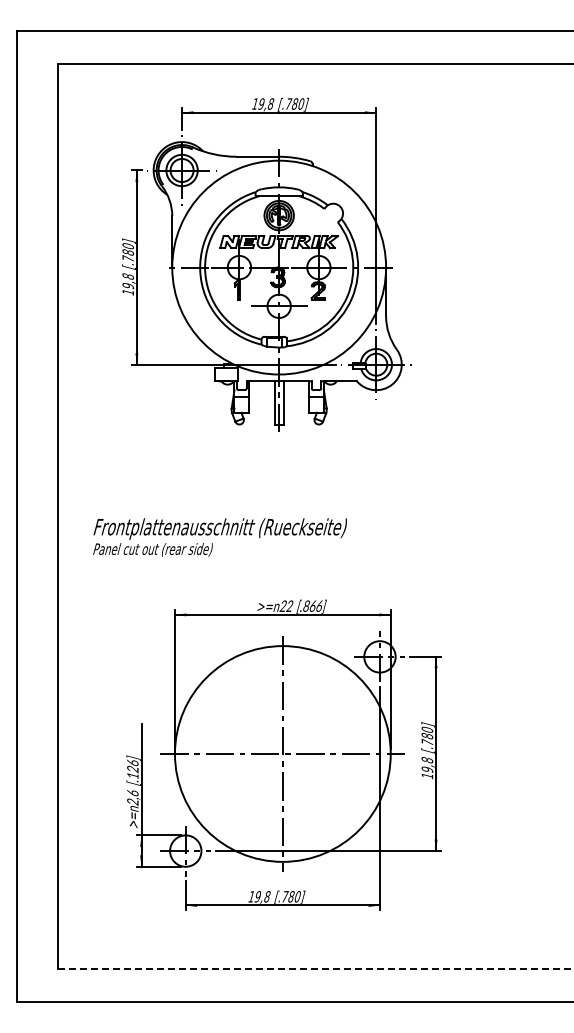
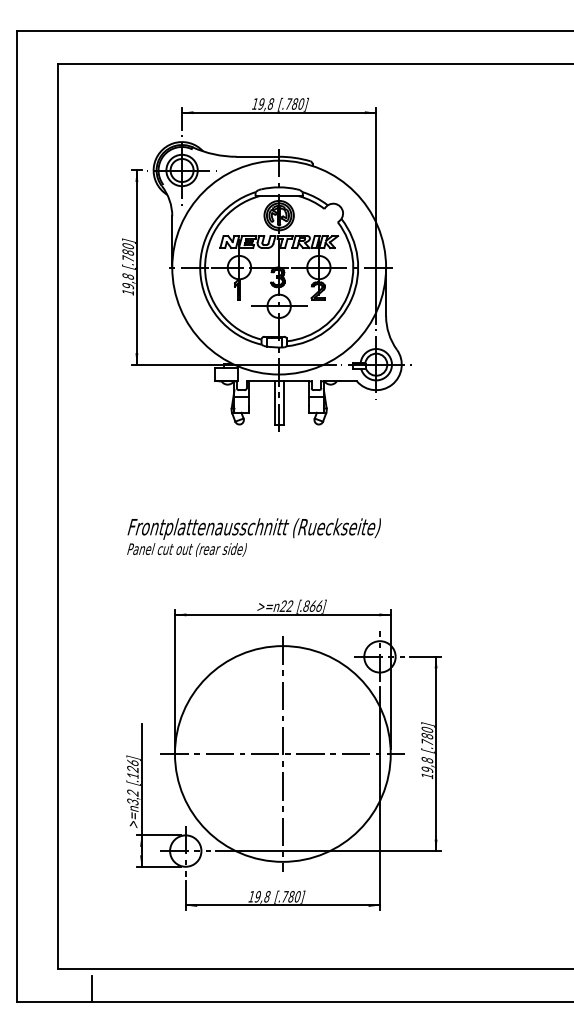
text position: (219, 537) -> (253, 537) (253, 537)
text: 2,6 -> 3,2 (132, 797)
line: dashed -> solid (315, 969)
line: none -> present (92, 988)
